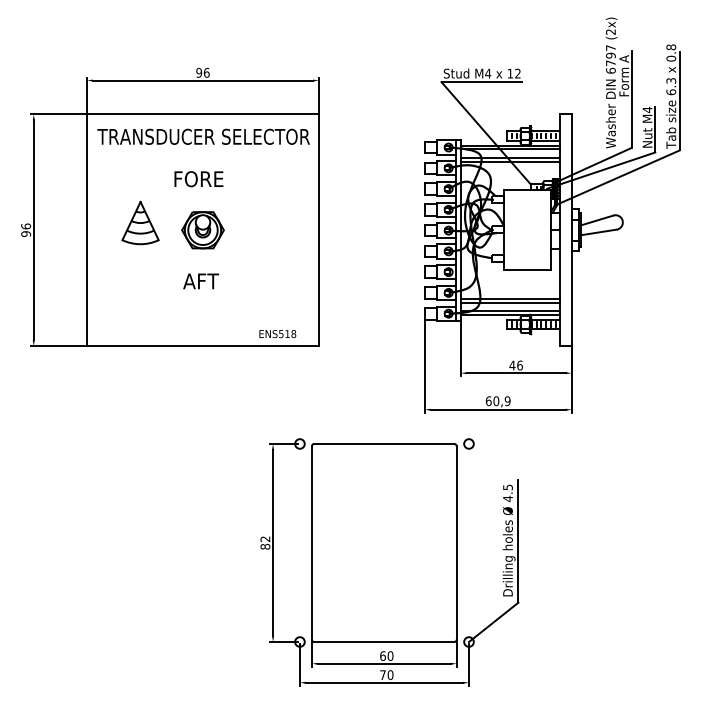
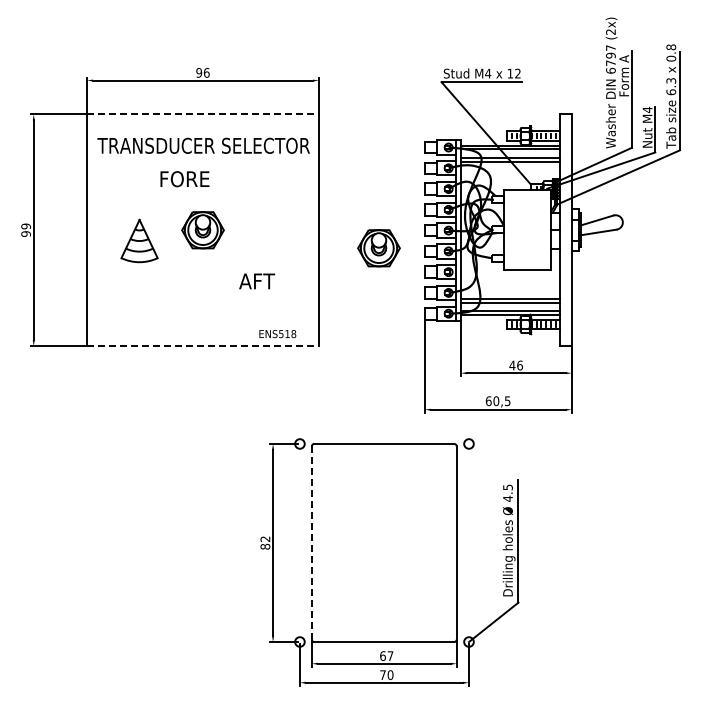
line: solid -> dashed (203, 114)
text position: (203, 136) -> (203, 145) (203, 145)
text position: (198, 179) -> (184, 179) (184, 179)
part position: (140, 222) -> (139, 240) (139, 240)
text: 96 -> 99 (26, 226)
part: none -> present (378, 248)
text position: (201, 281) -> (257, 281) (257, 281)
line: solid -> dashed (203, 346)
text: 60,9 -> 60,5 (507, 400)
line: solid -> dashed (311, 543)
text: 60 -> 67 (390, 655)
